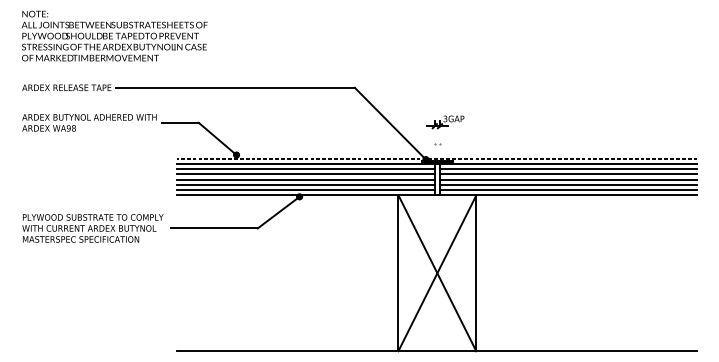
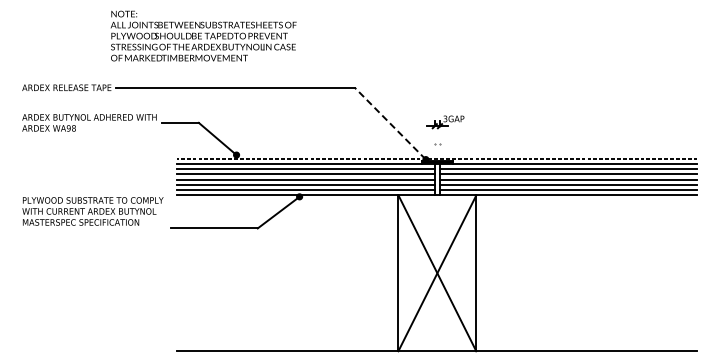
text position: (114, 35) -> (203, 35) (203, 35)
line: solid -> dashed (390, 123)
text position: (92, 228) -> (92, 211) (92, 211)
